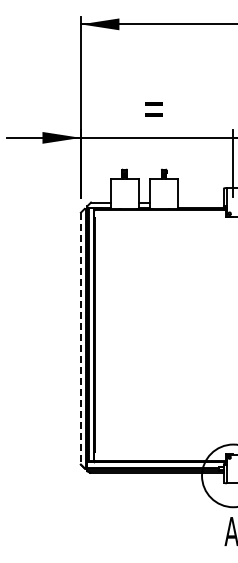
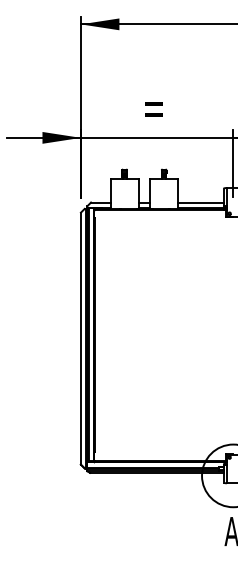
line: none -> present (200, 202)
line: dashed -> solid (80, 339)
